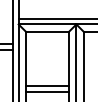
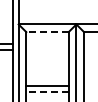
line: present -> none (56, 18)
line: solid -> dashed (47, 32)
line: solid -> dashed (47, 91)
